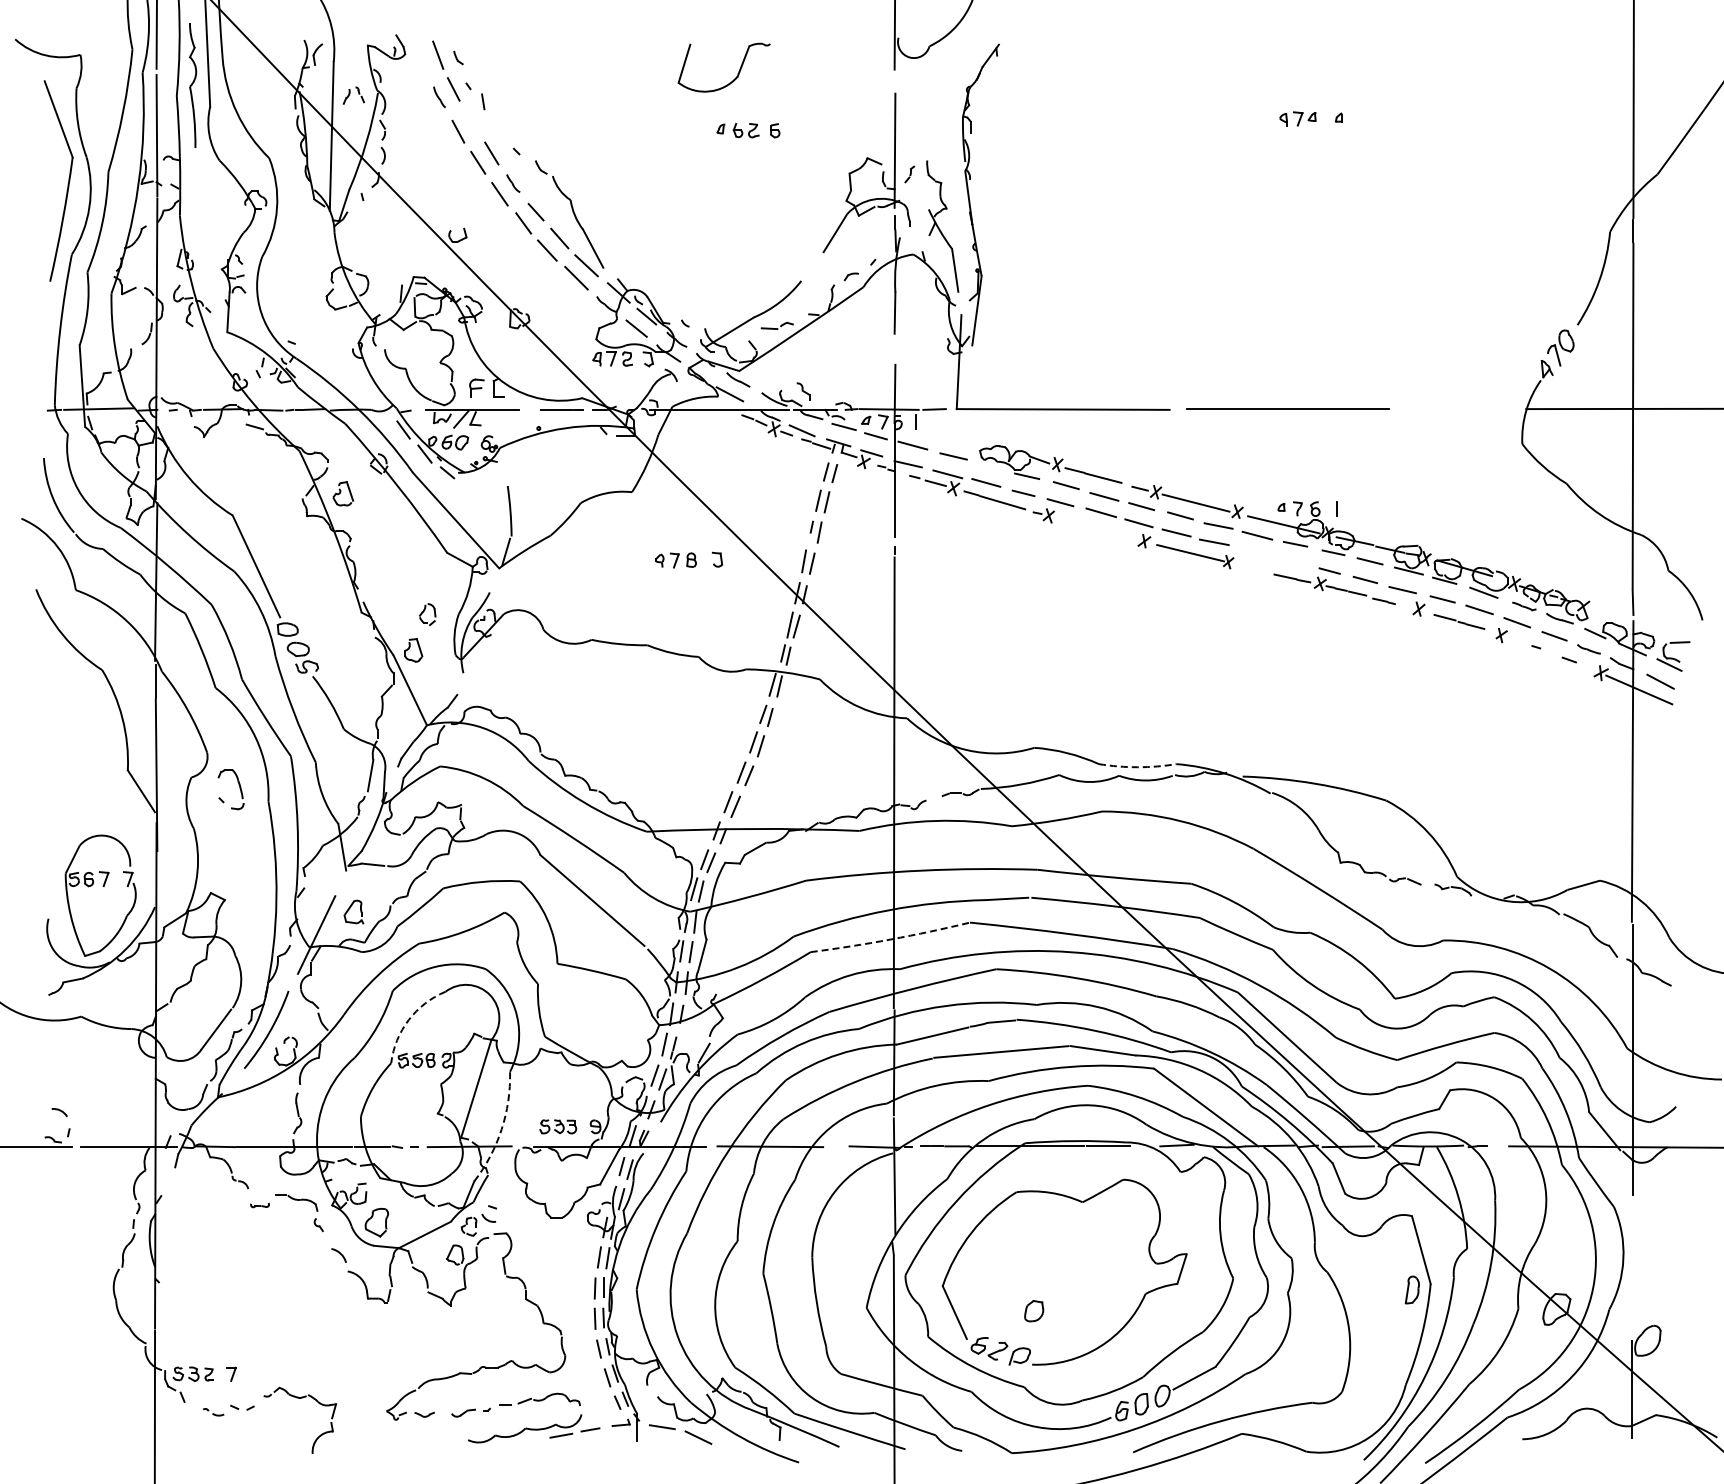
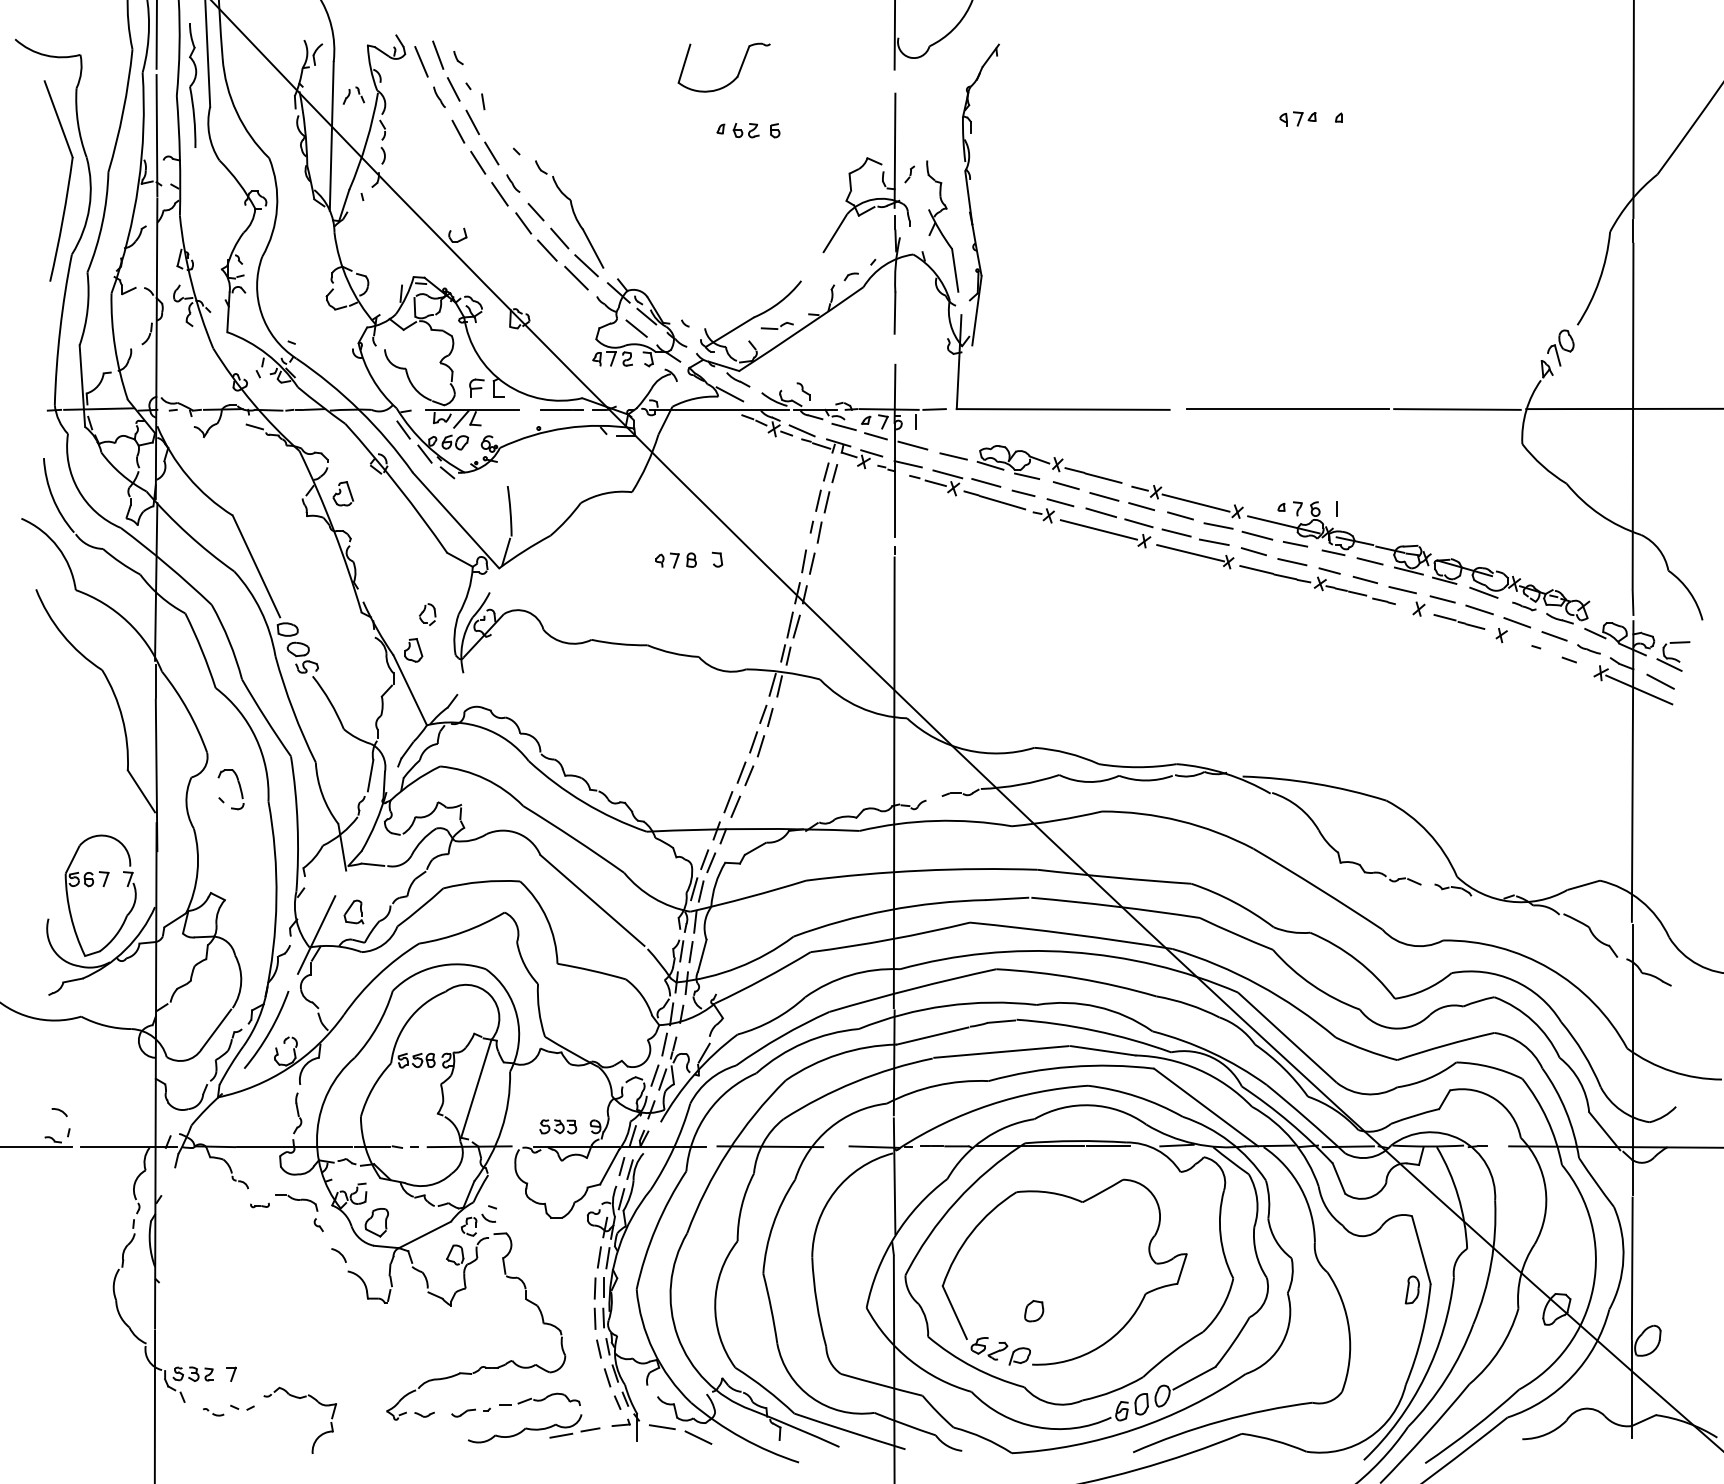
line: none -> present (421, 61)
line: none -> present (472, 122)
line: none -> present (1457, 409)
line: none -> present (990, 465)
line: none -> present (1098, 529)
line: none -> present (1253, 551)
line: none -> present (1292, 562)
line: none -> present (1256, 569)
arc: dashed -> solid (1137, 767)
arc: dashed -> solid (890, 939)
arc: dashed -> solid (408, 1020)
arc: dashed -> solid (501, 1129)
line: none -> present (1631, 1268)
